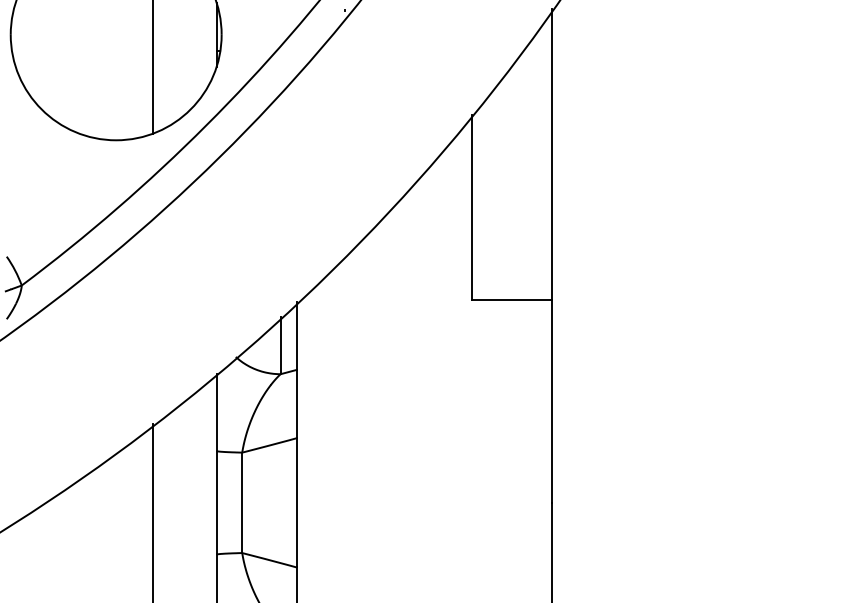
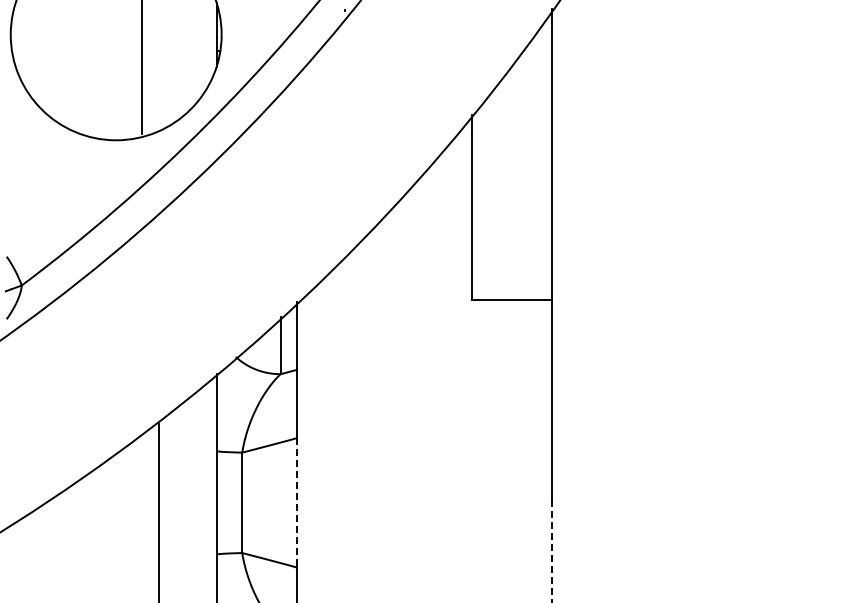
line position: (152, 67) -> (141, 67) (141, 67)
line: solid -> dashed (296, 502)
line position: (152, 511) -> (158, 511) (158, 511)
line: solid -> dashed (552, 552)
